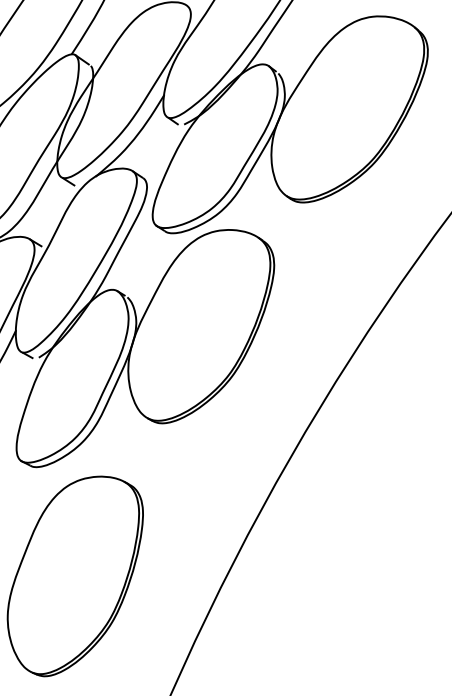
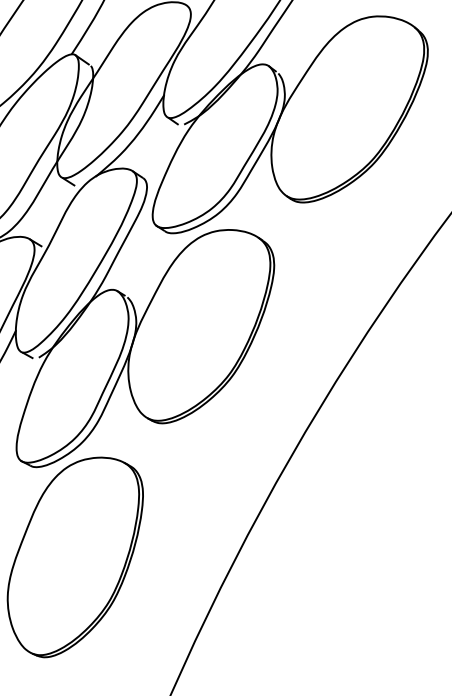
part position: (74, 576) -> (74, 557) (74, 557)
